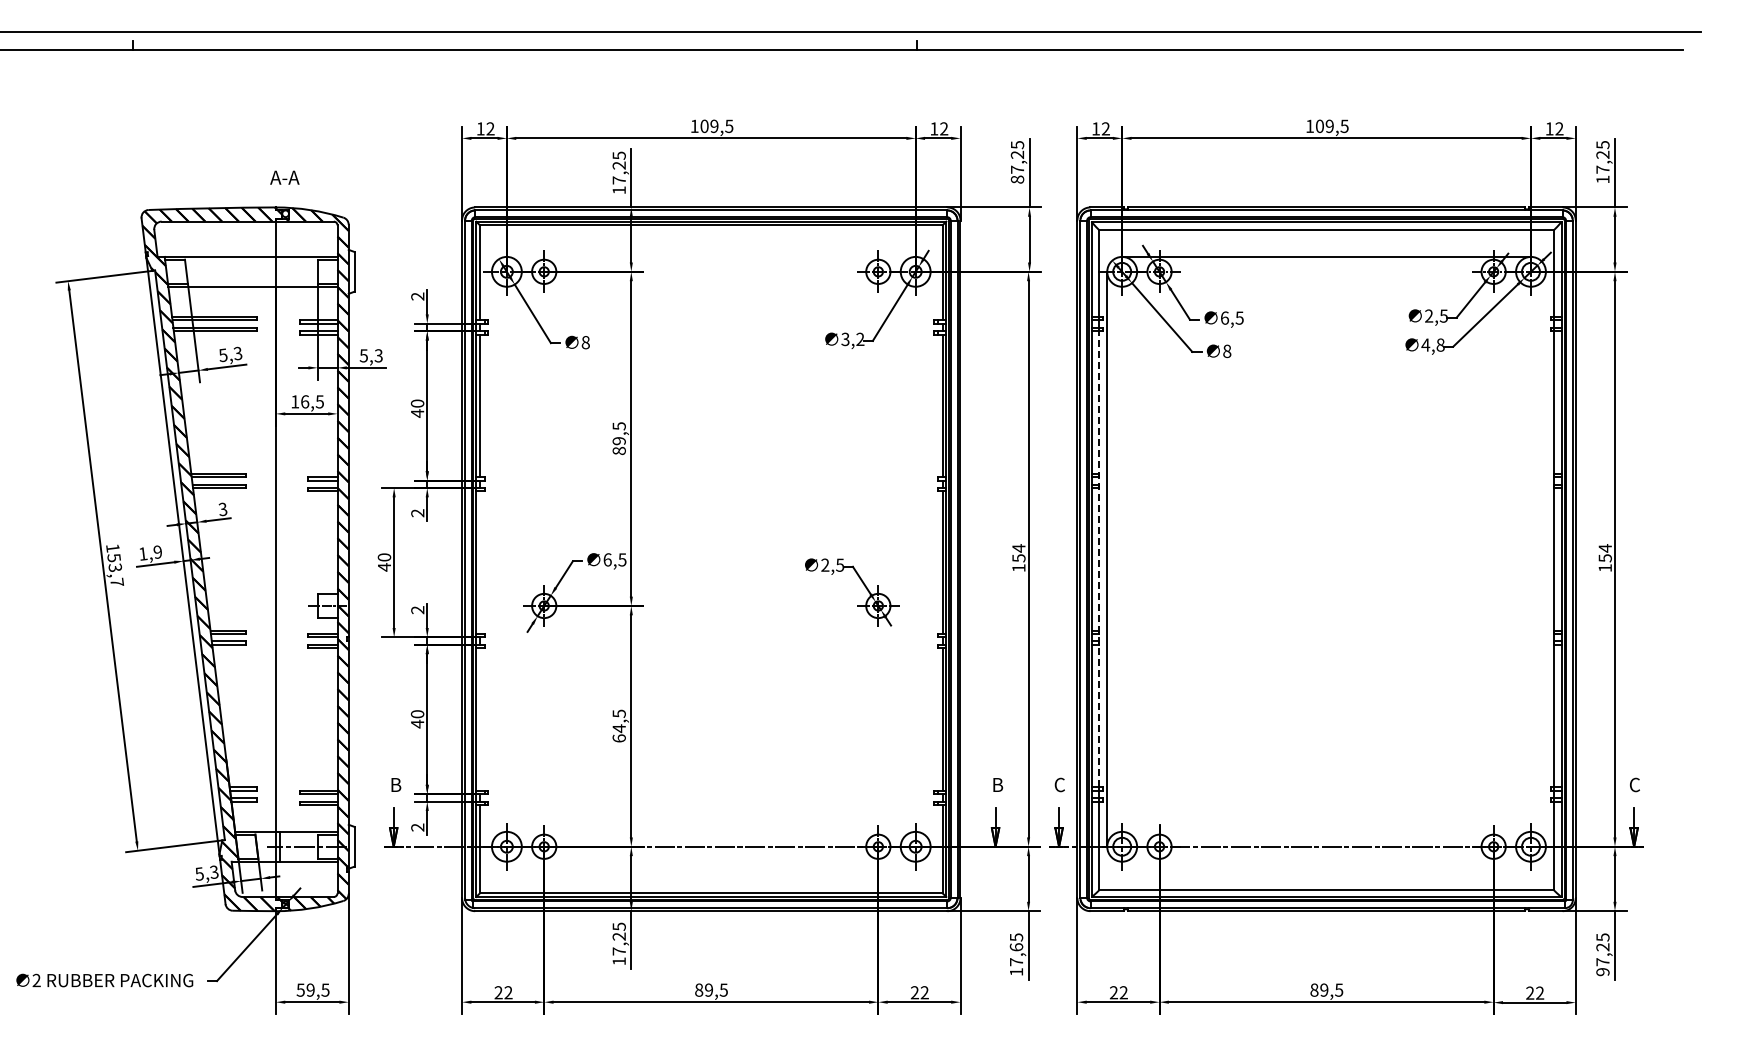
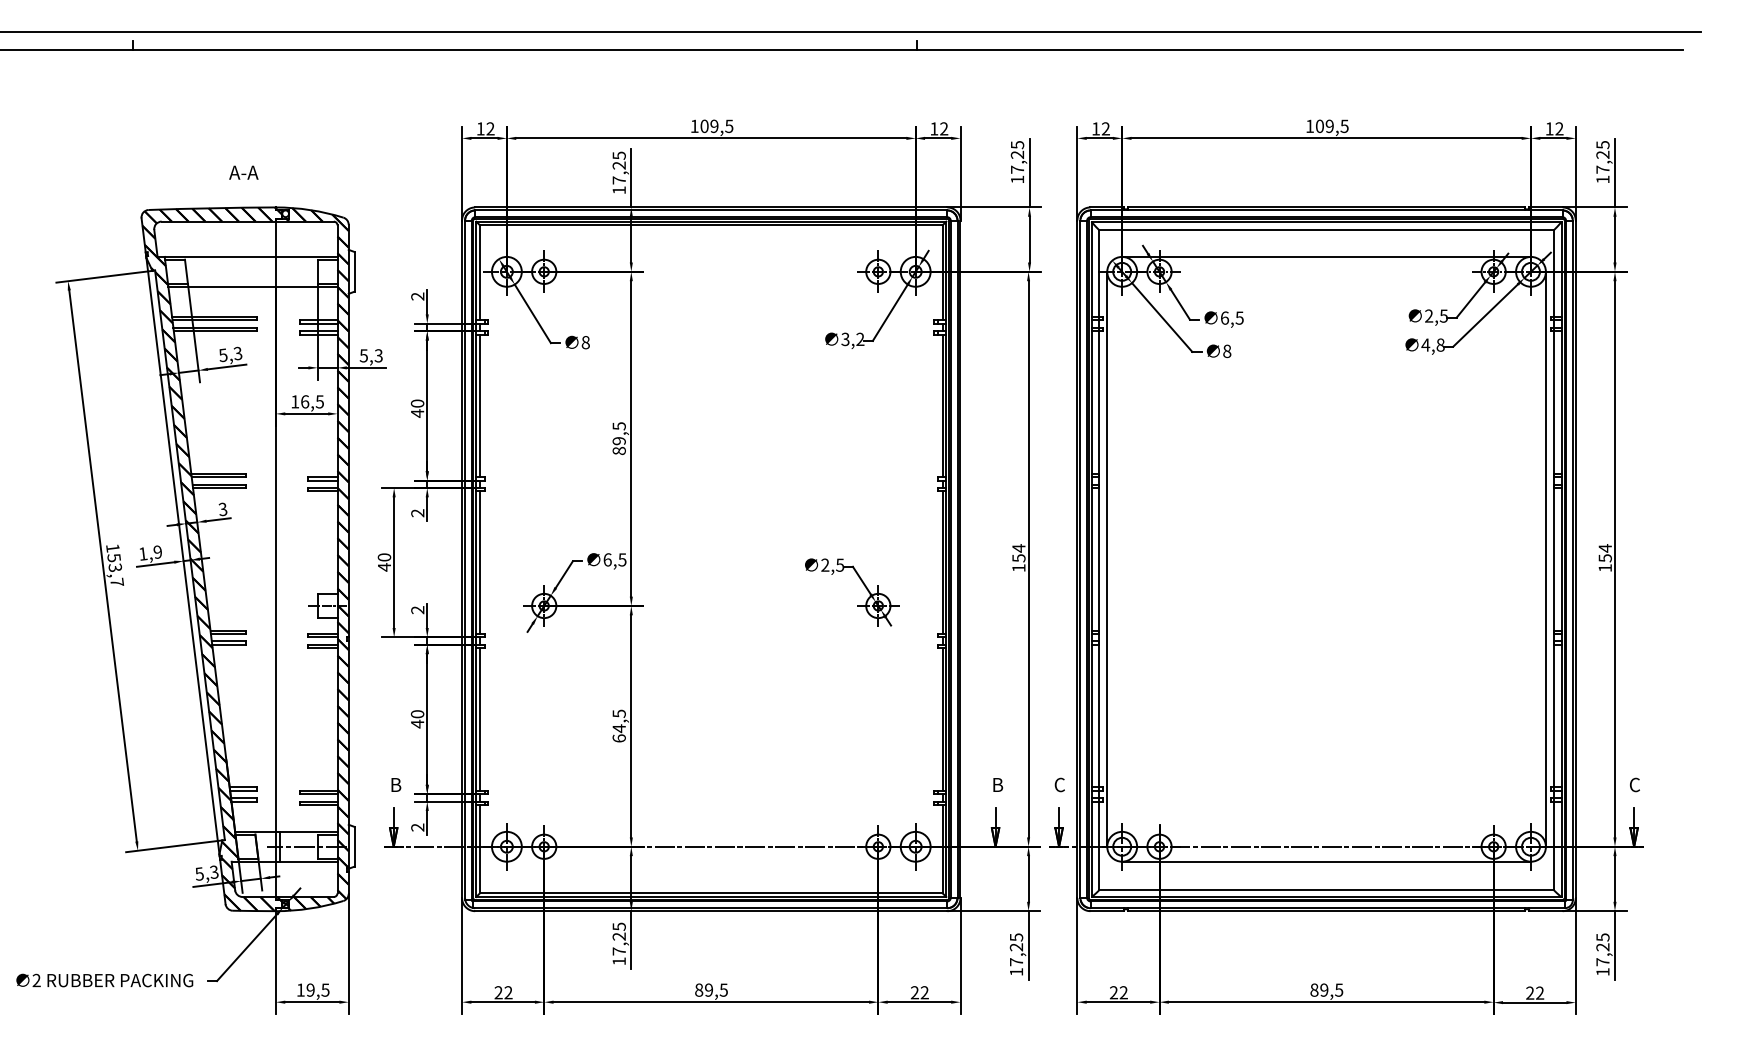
text position: (284, 177) -> (243, 172) (243, 172)
text: 87,25 -> 17,25 (1017, 179)
line: dashed -> solid (1099, 558)
line: none -> present (1545, 558)
line: none -> present (480, 562)
line: none -> present (480, 719)
line: none -> present (1326, 861)
text: 17,65 -> 17,25 (1016, 947)
text: 97,25 -> 17,25 (1602, 972)
text: 59,5 -> 19,5 (300, 989)
